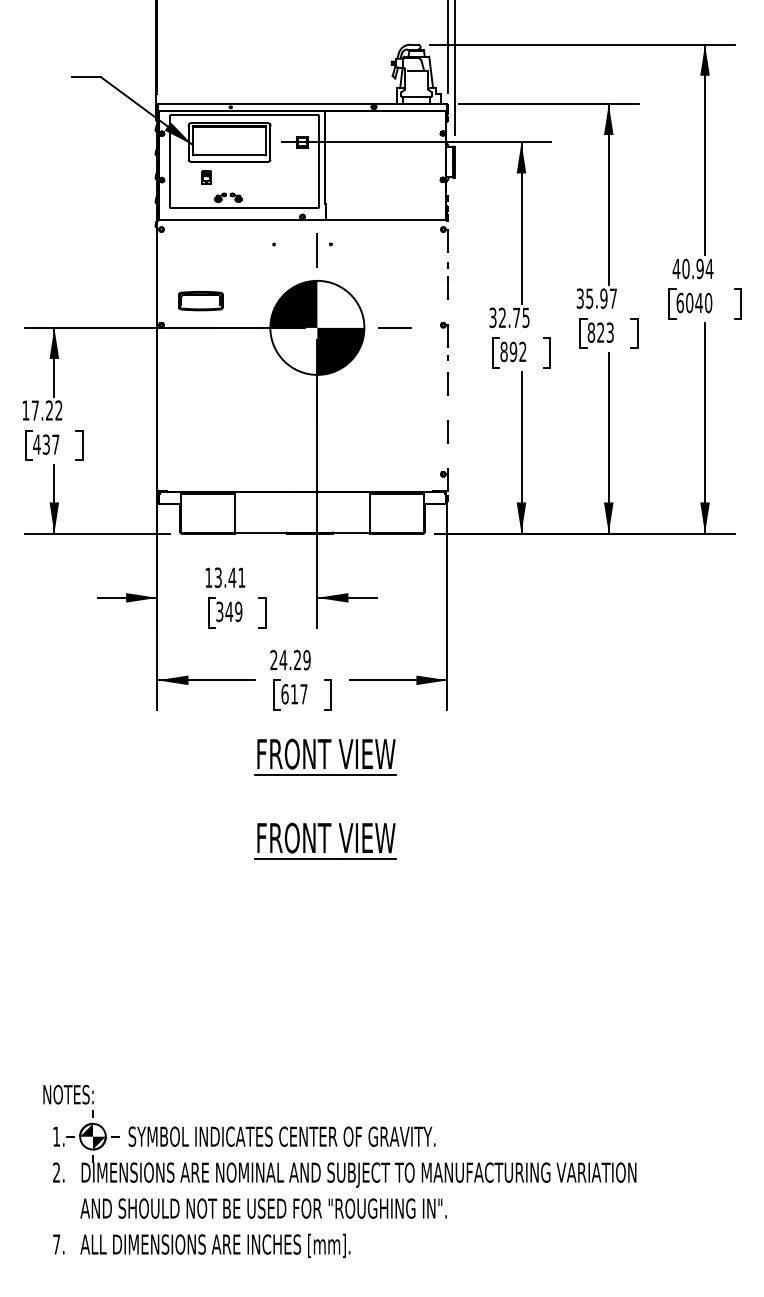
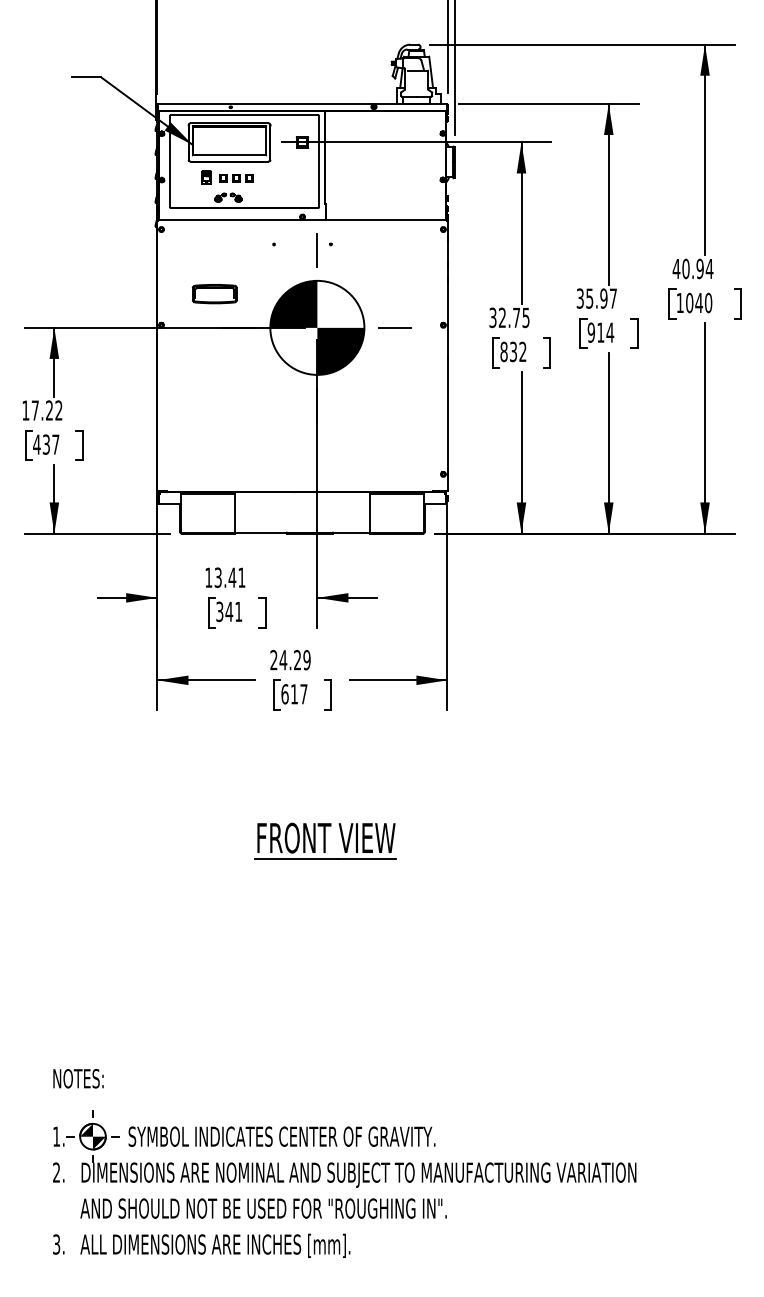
part: none -> present (236, 178)
part position: (200, 301) -> (214, 294) (214, 294)
text: 6040 -> 1040 (679, 302)
text: 823 -> 914 (600, 332)
text: 892 -> 832 (513, 351)
line: dashed -> solid (447, 355)
text: 349 -> 341 (238, 611)
part: present -> none (325, 756)
text position: (68, 1094) -> (78, 1078) (78, 1078)
text: 7. -> 3. (56, 1244)
